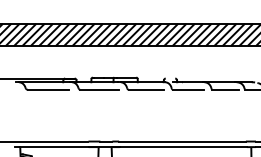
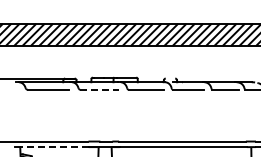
line: solid -> dashed (99, 89)
line: solid -> dashed (54, 147)
